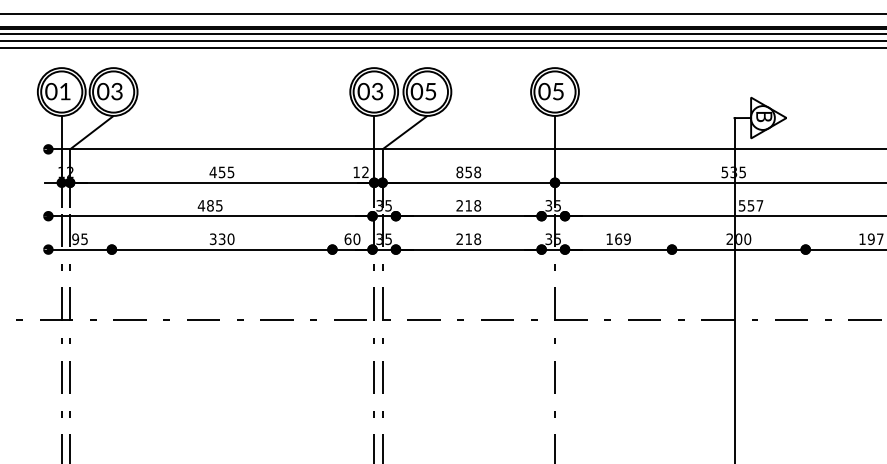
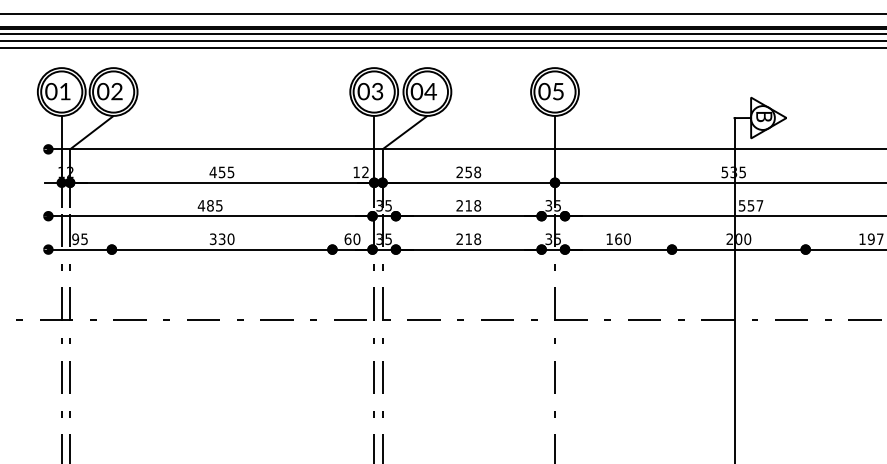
text: 05 -> 04 (430, 91)
text: 03 -> 02 (116, 94)
text: 858 -> 258 (459, 172)
text: 169 -> 160 (627, 239)
